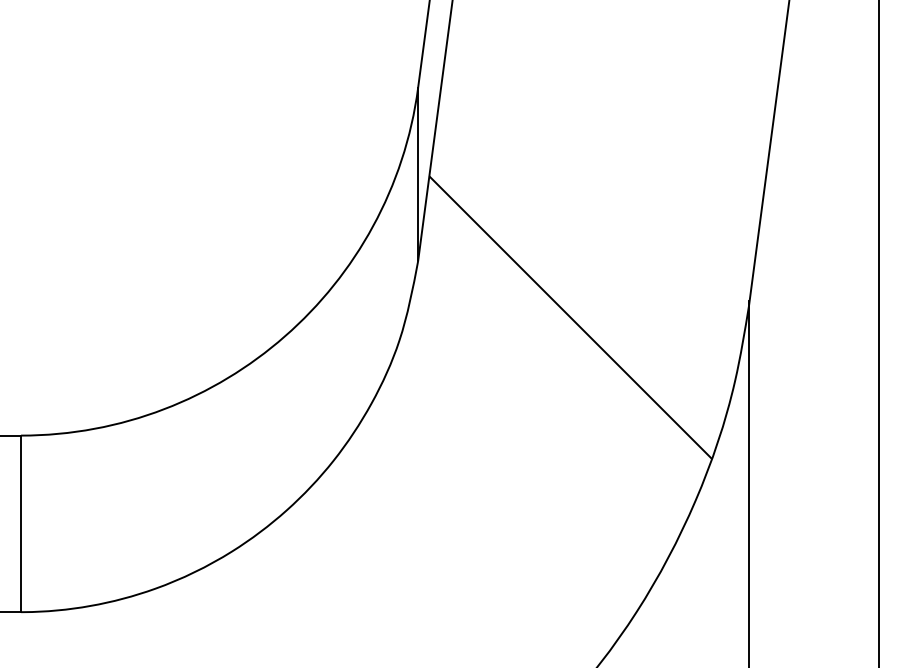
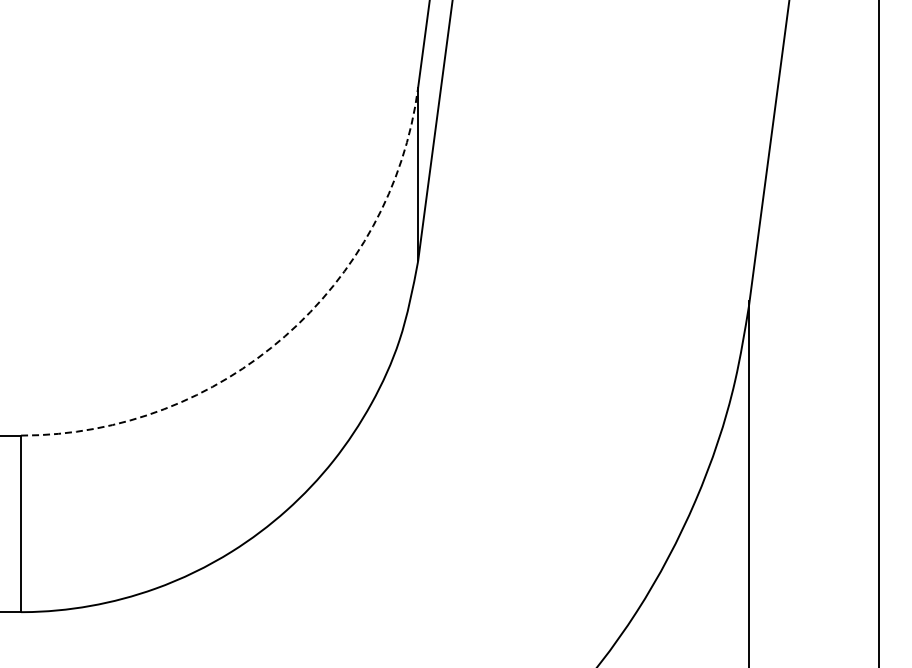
hatch: present -> none (570, 317)
arc: solid -> dashed (284, 336)
